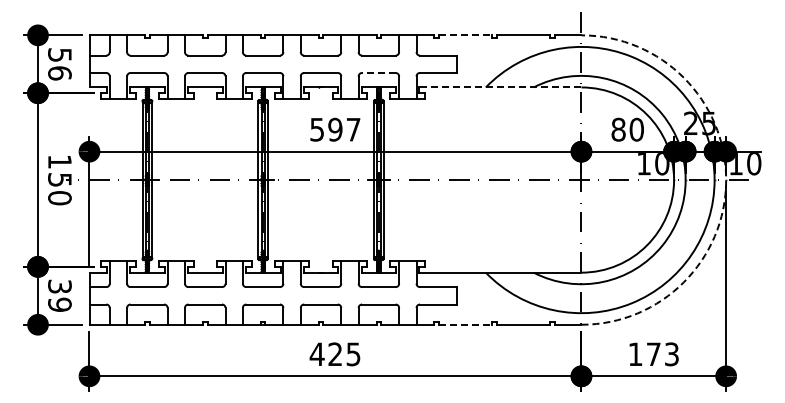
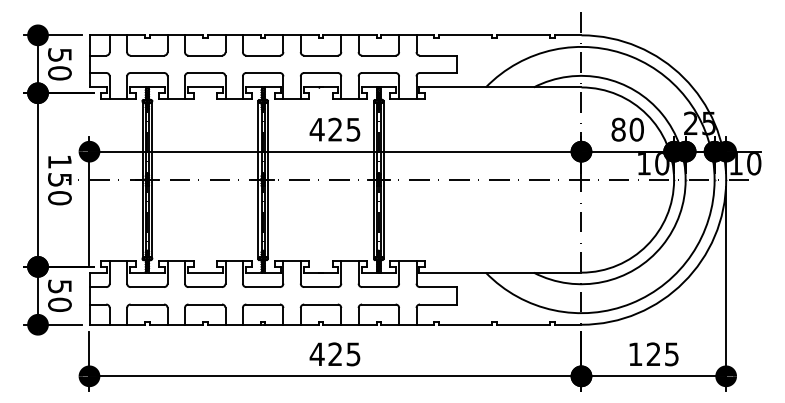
line: dashed -> solid (465, 35)
line: dashed -> solid (378, 72)
text: 56 -> 50 (59, 73)
line: dashed -> solid (499, 87)
text: 597 -> 425 (334, 129)
arc: dashed -> solid (726, 180)
text: 39 -> 50 (59, 295)
line: dashed -> solid (465, 324)
text: 173 -> 125 (662, 353)
